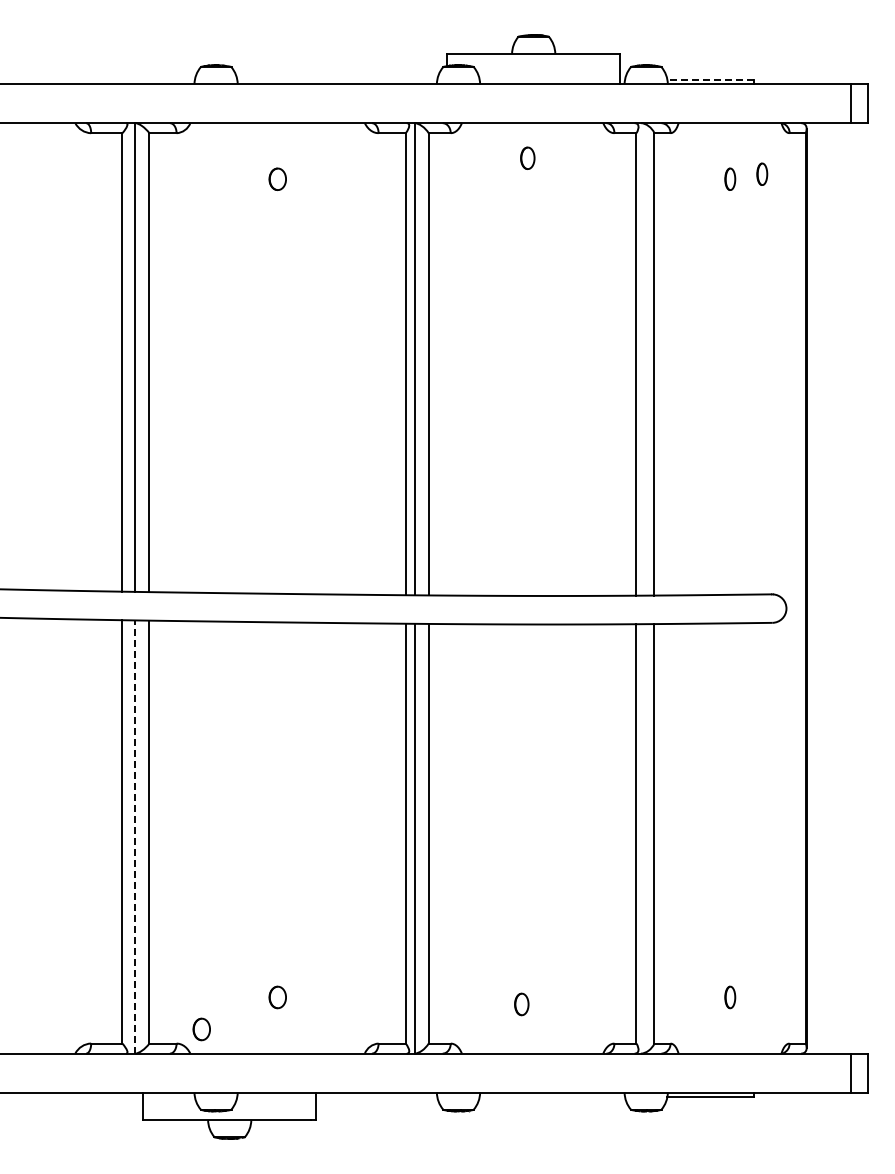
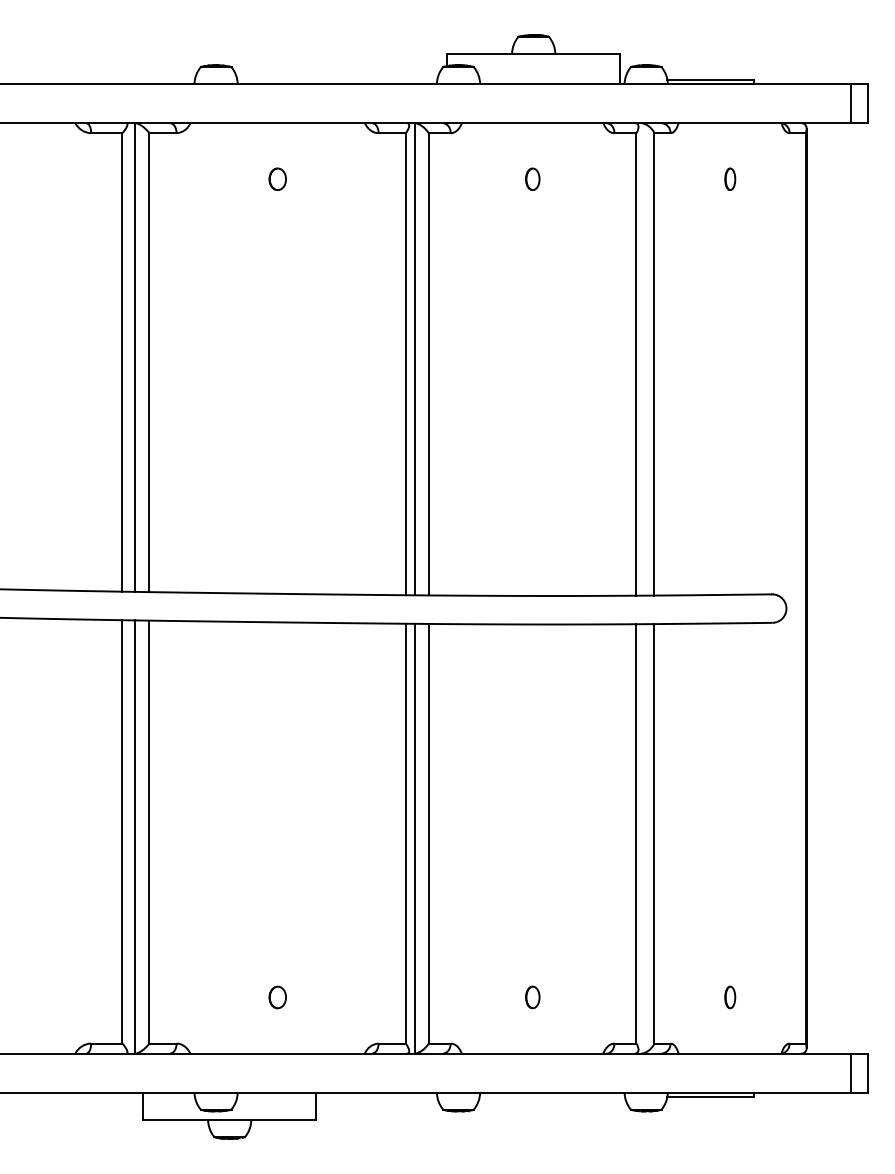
line: dashed -> solid (710, 79)
part position: (527, 157) -> (532, 178) (532, 178)
part: present -> none (762, 173)
line: dashed -> solid (135, 837)
part position: (521, 1004) -> (532, 997) (532, 997)
part: present -> none (201, 1029)
